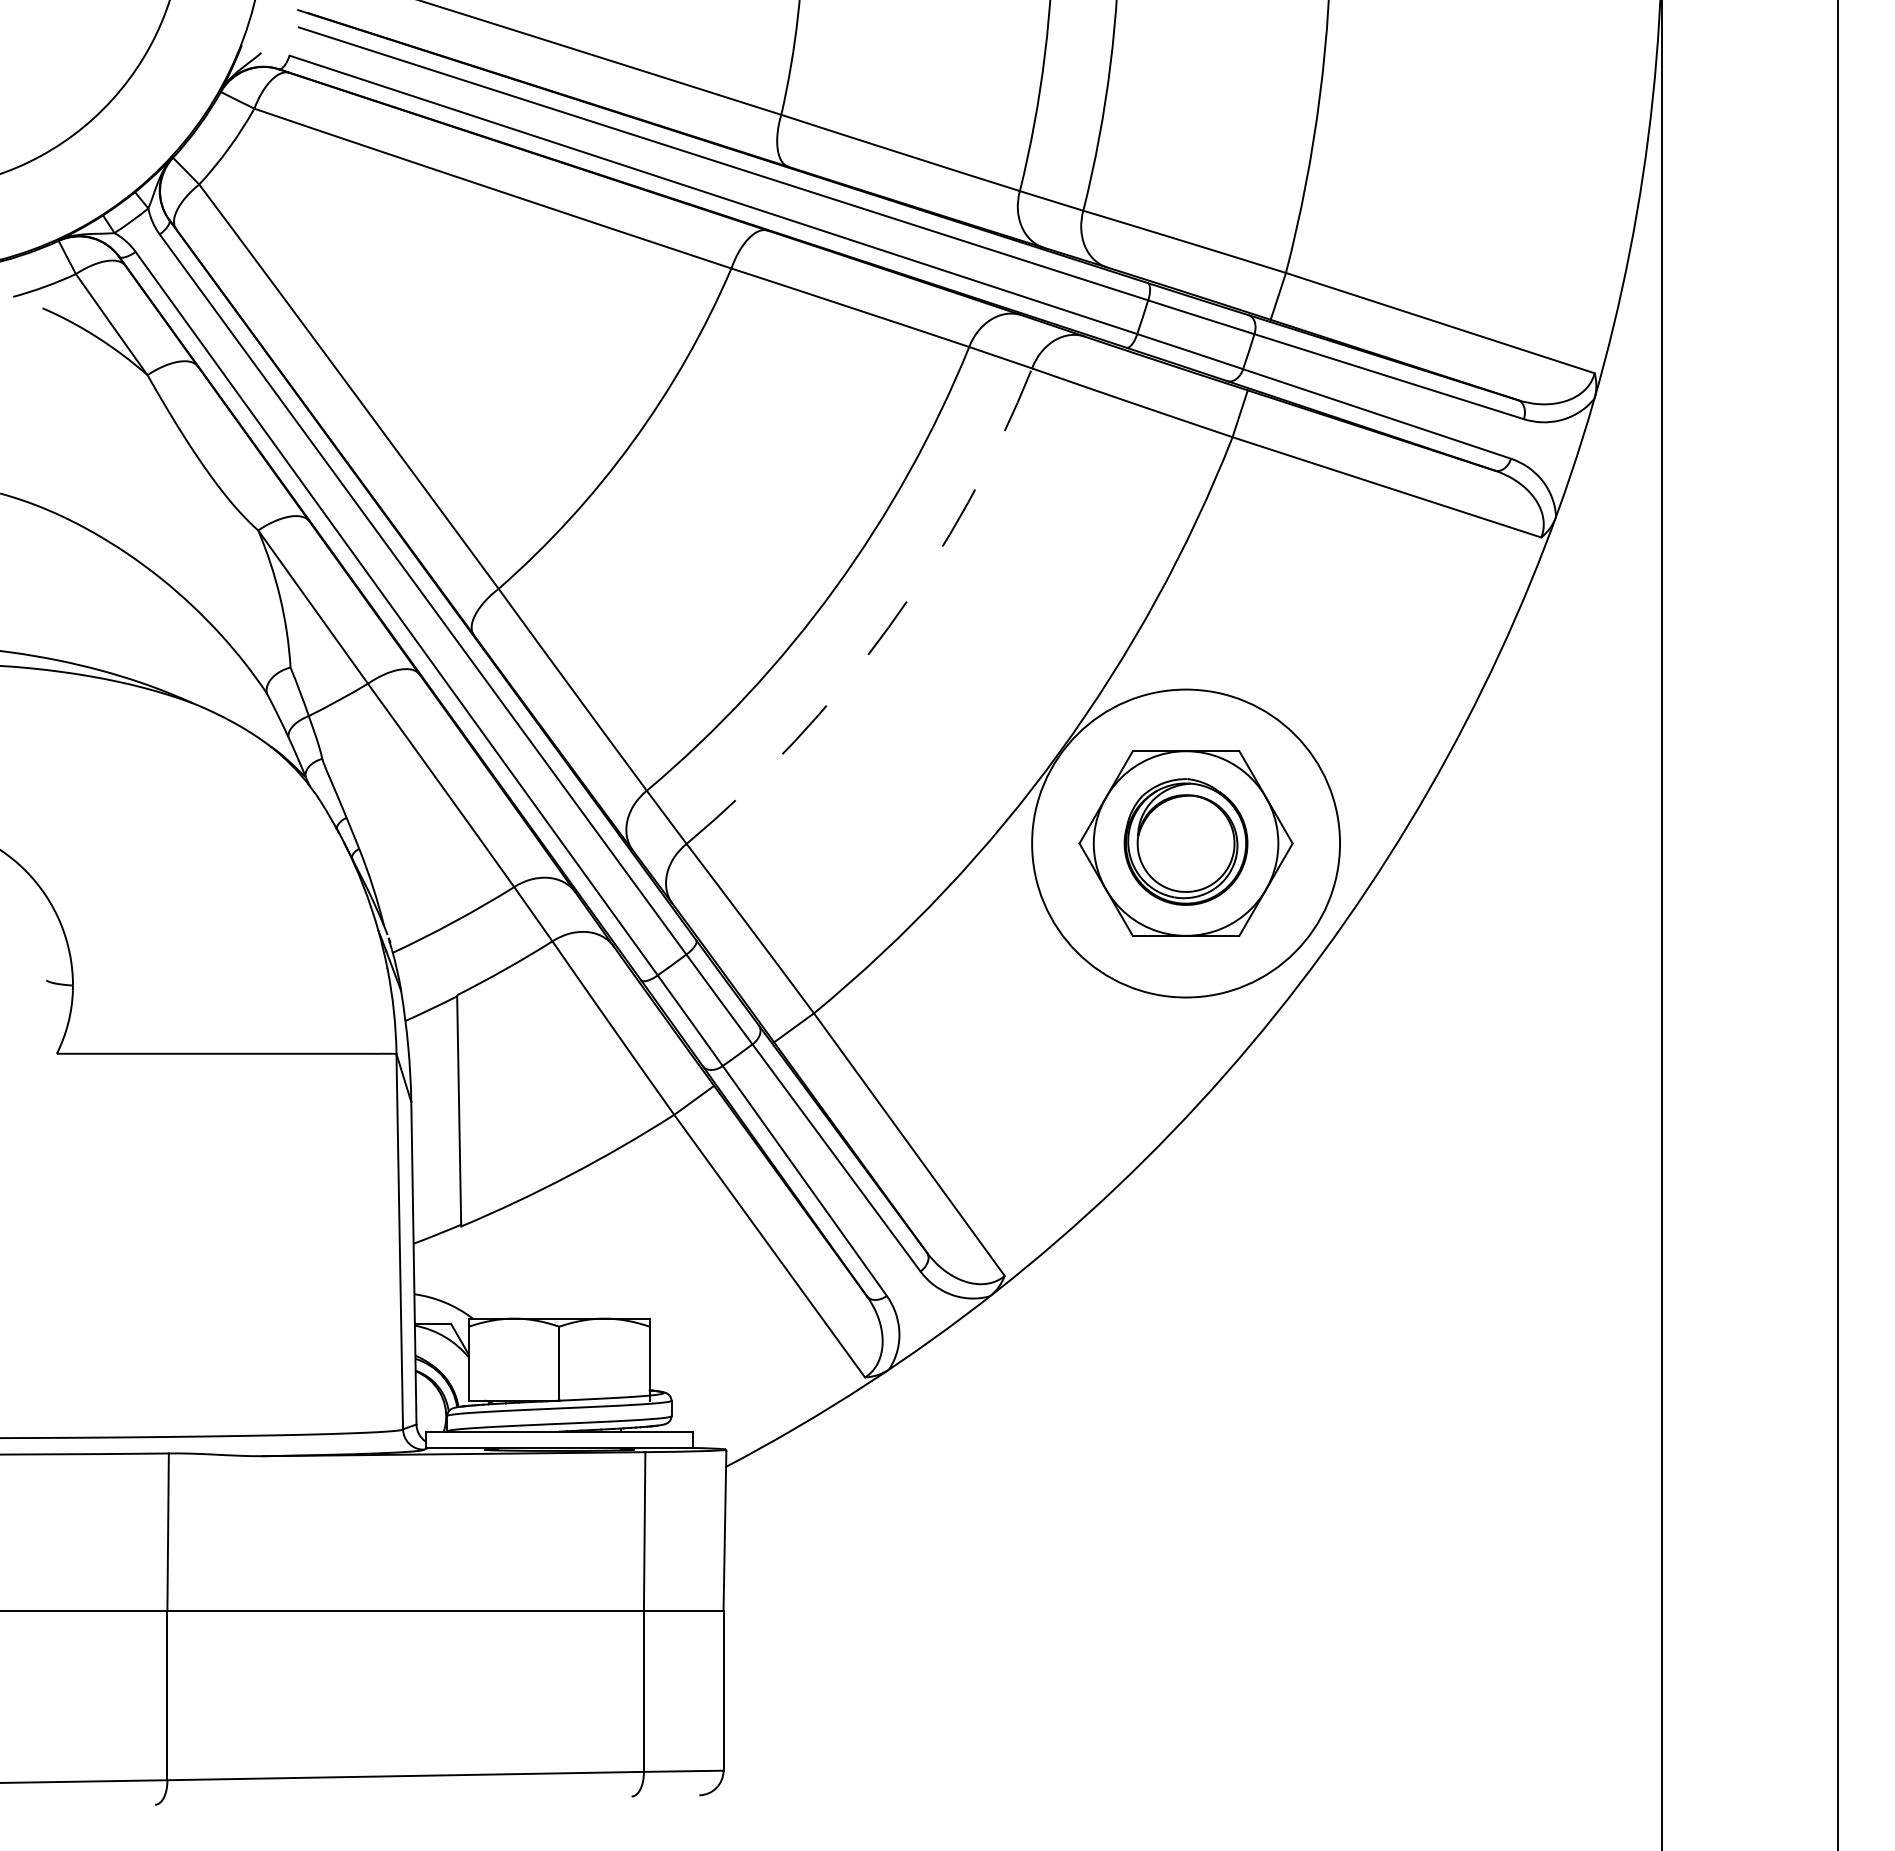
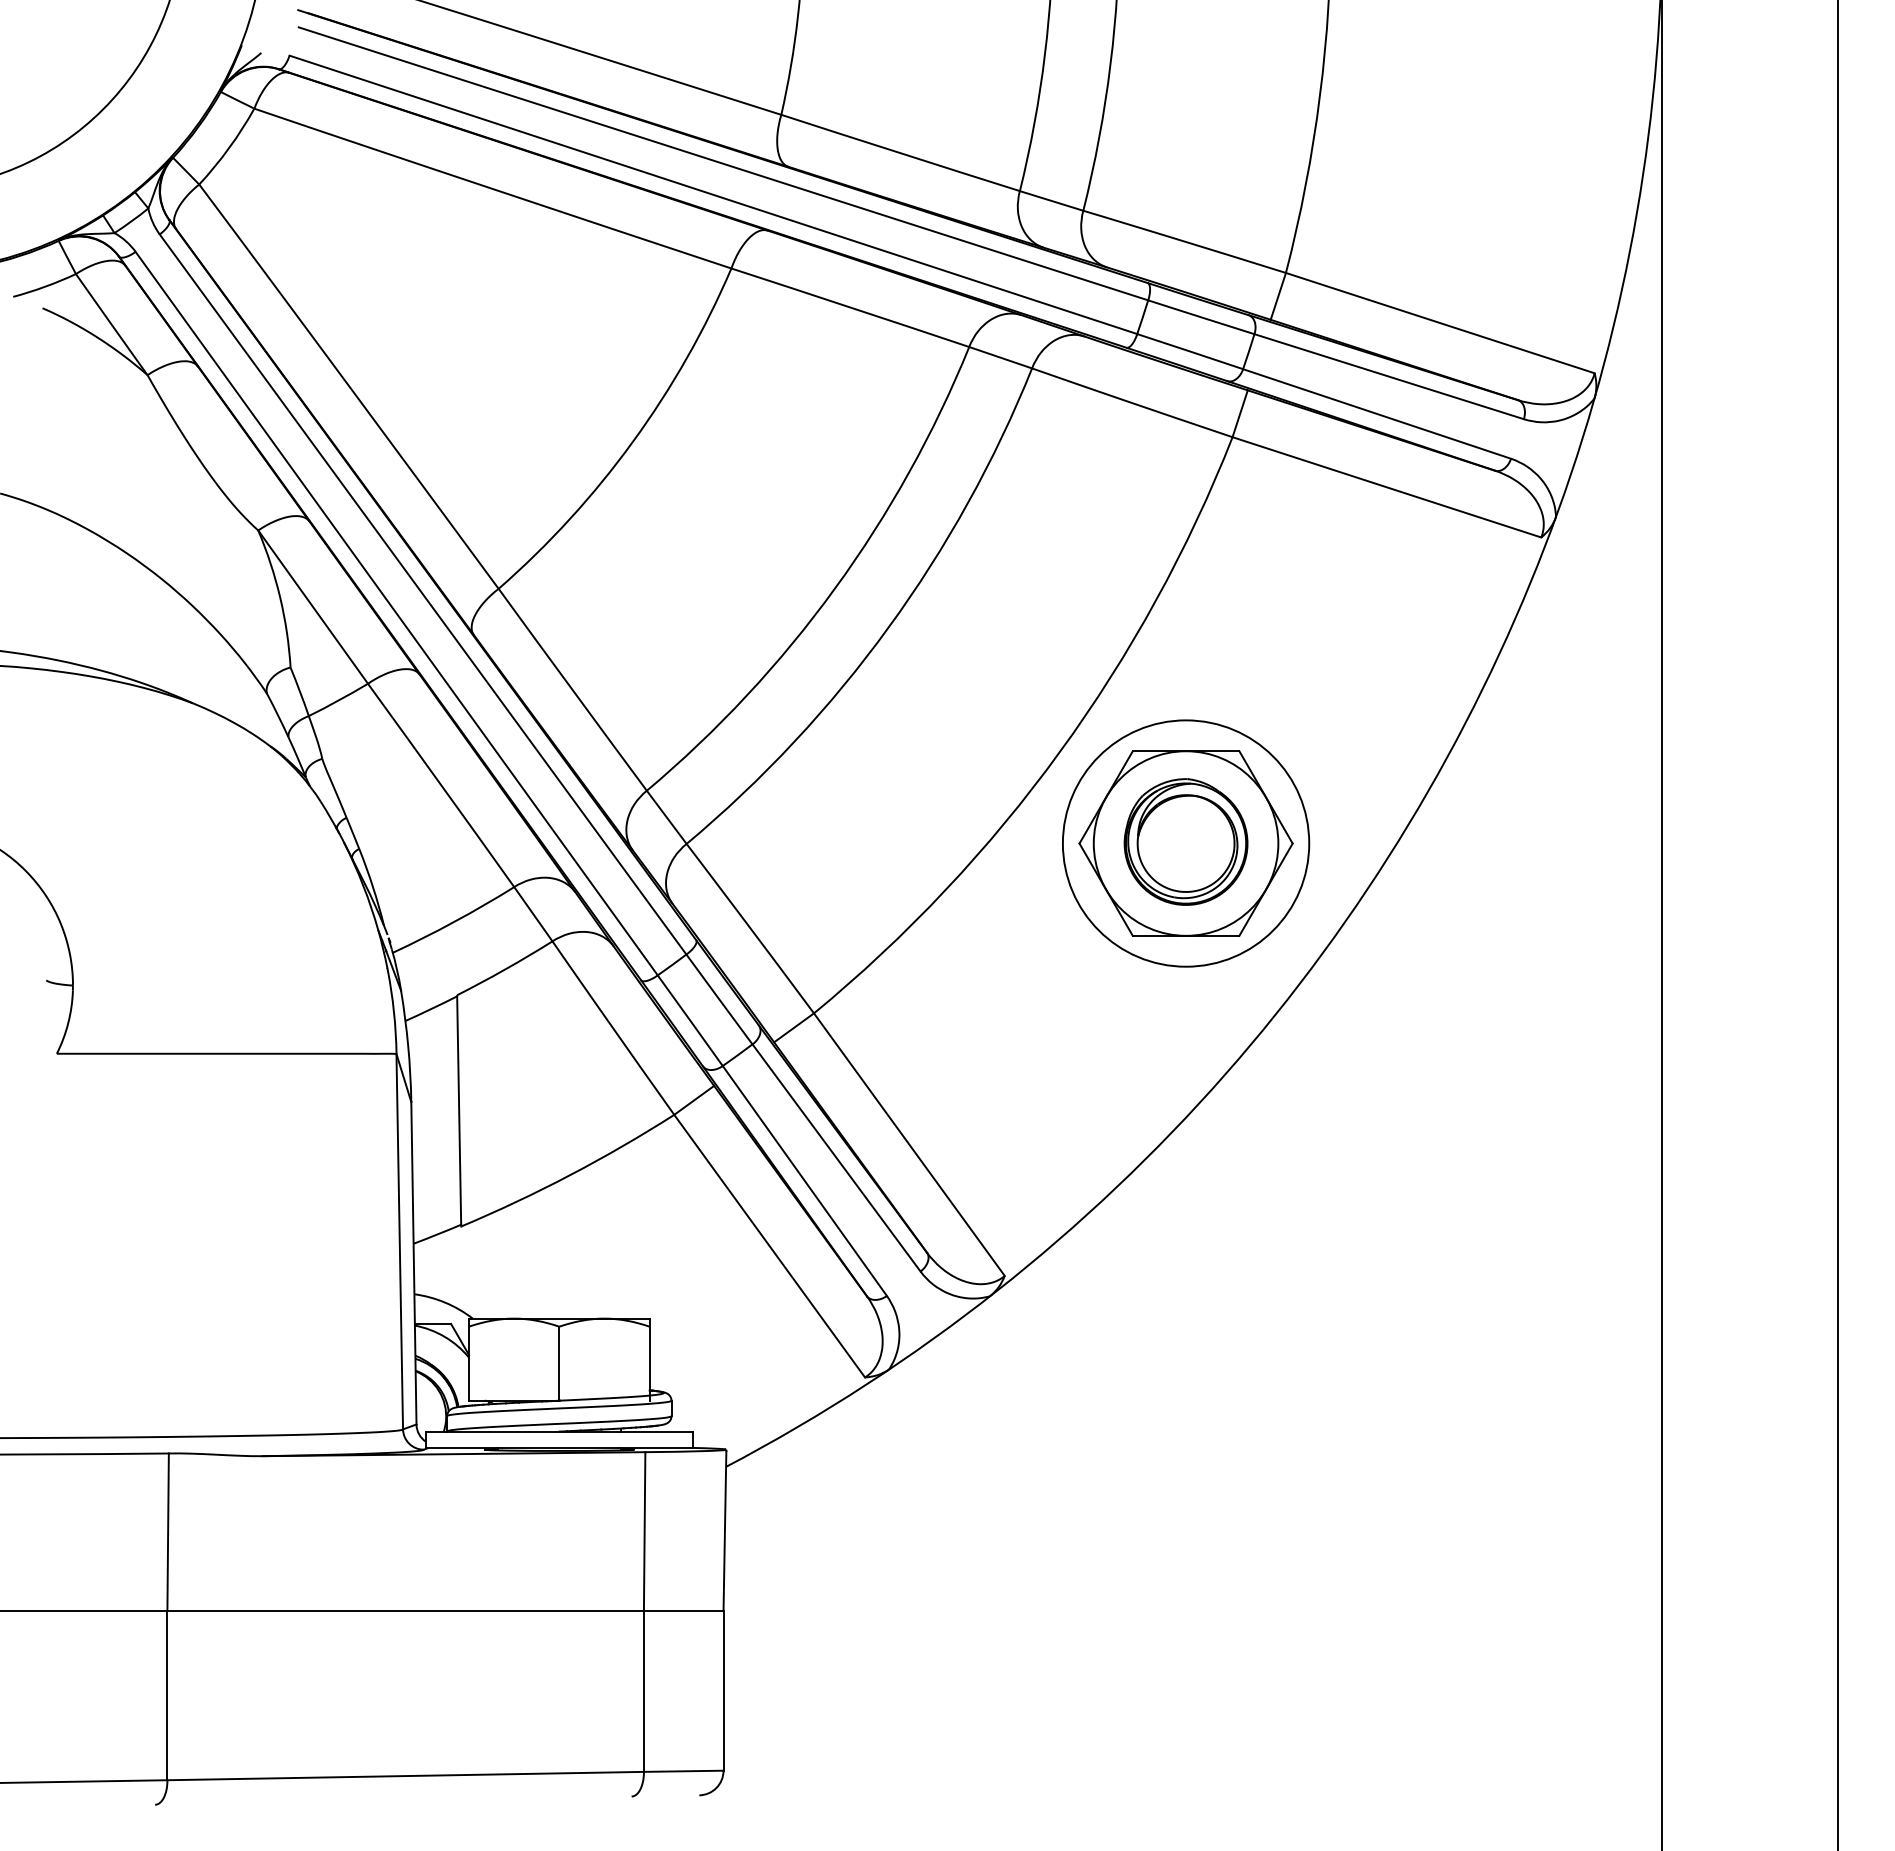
arc: dashed -> solid (888, 627)
circle diameter: 308 px -> 246 px (1185, 843)
